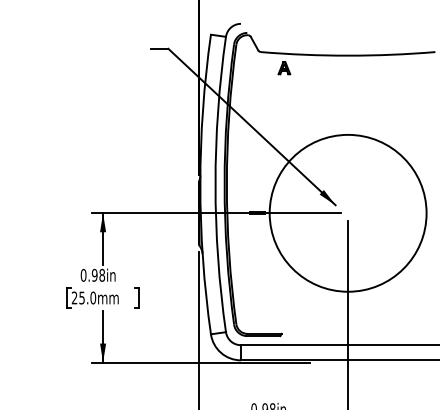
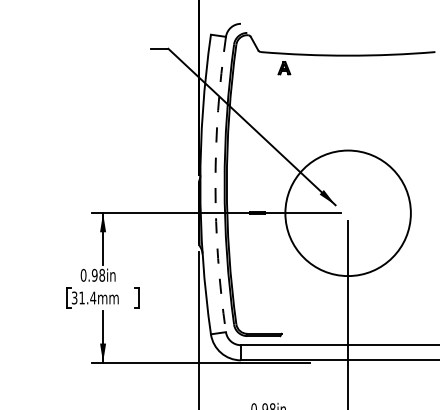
arc: solid -> dashed (215, 184)
circle diameter: 157 px -> 126 px (347, 213)
text: 25.0mm -> 31.4mm (83, 297)
